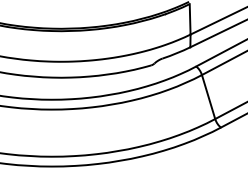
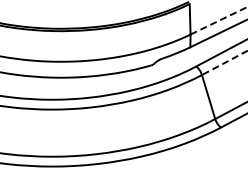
line: solid -> dashed (219, 20)
line: solid -> dashed (224, 62)
